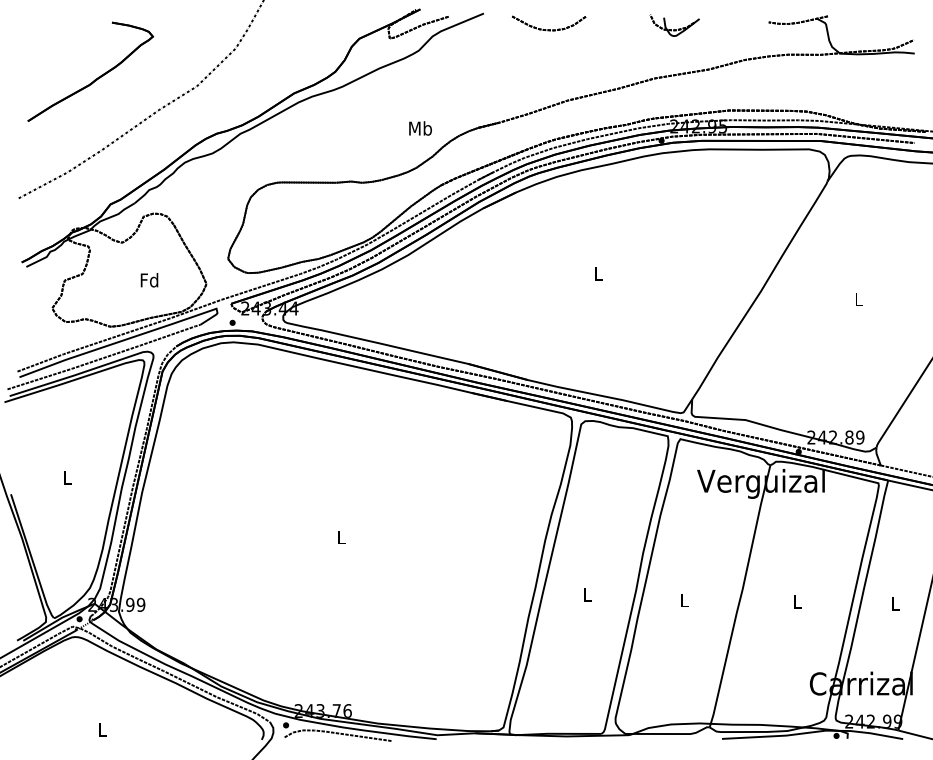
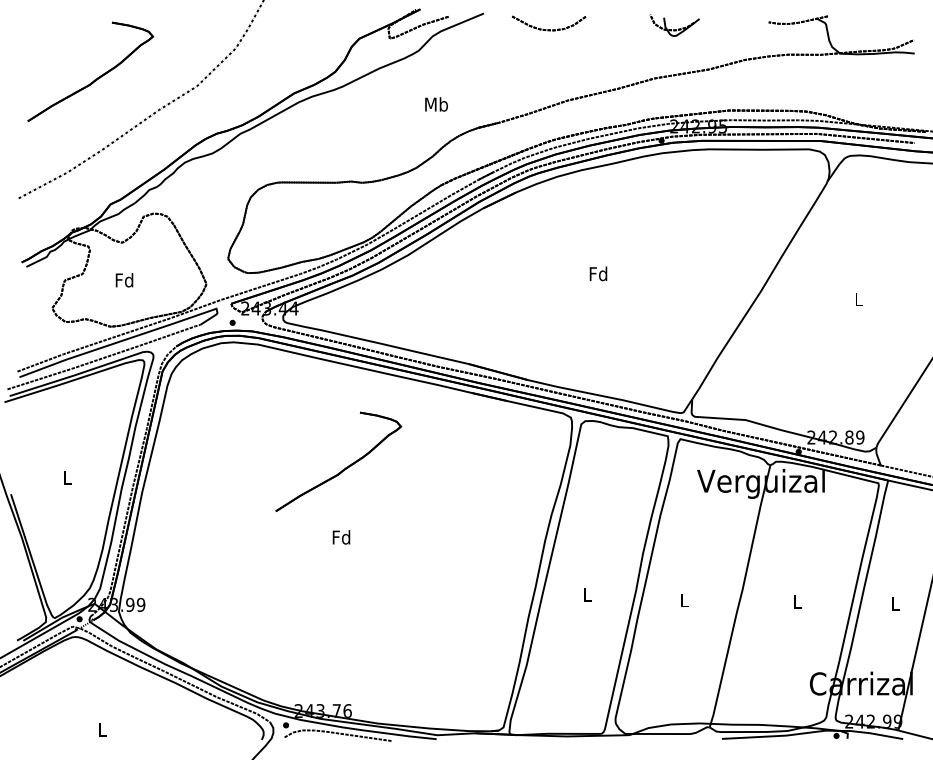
text position: (420, 128) -> (436, 104) (436, 104)
text: L -> Fd (598, 273)
text position: (149, 280) -> (124, 280) (124, 280)
part: none -> present (342, 469)
text: L -> Fd (341, 537)
